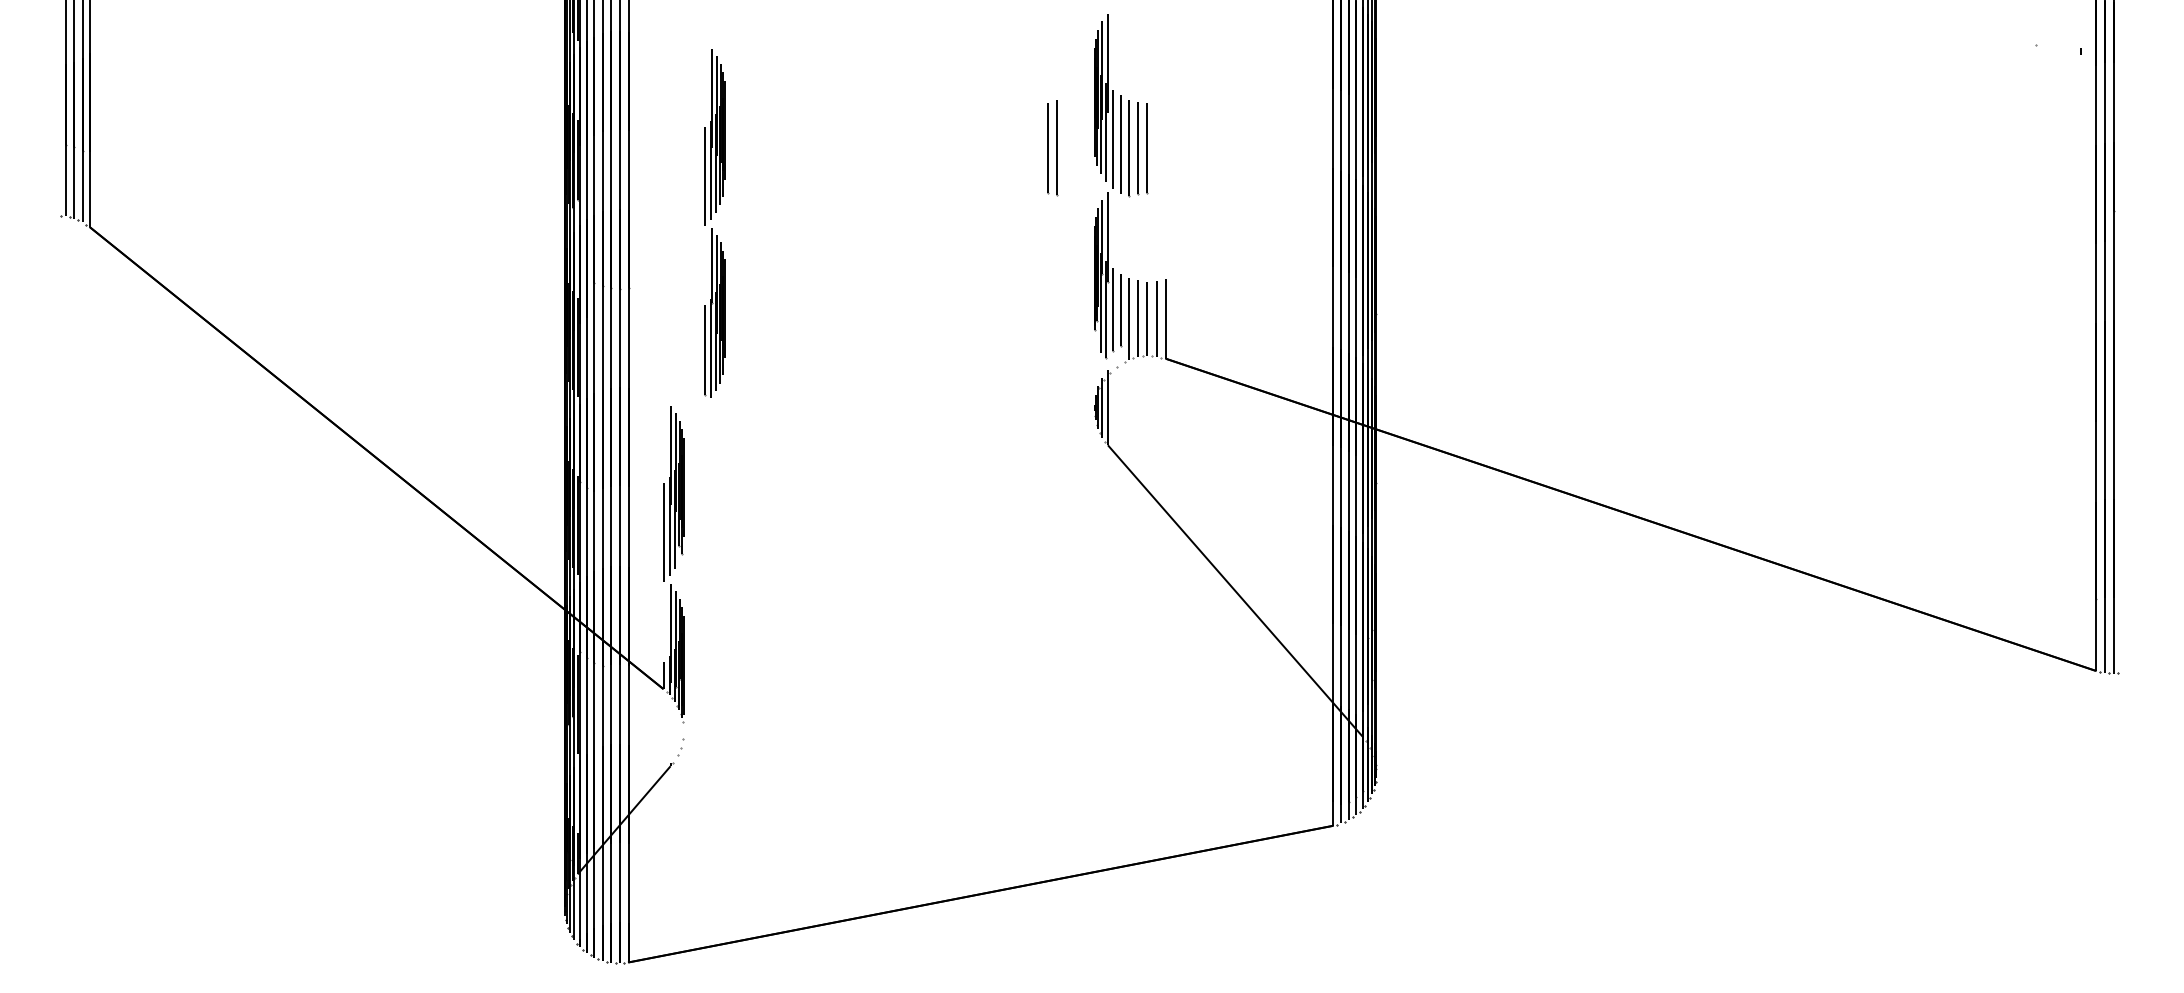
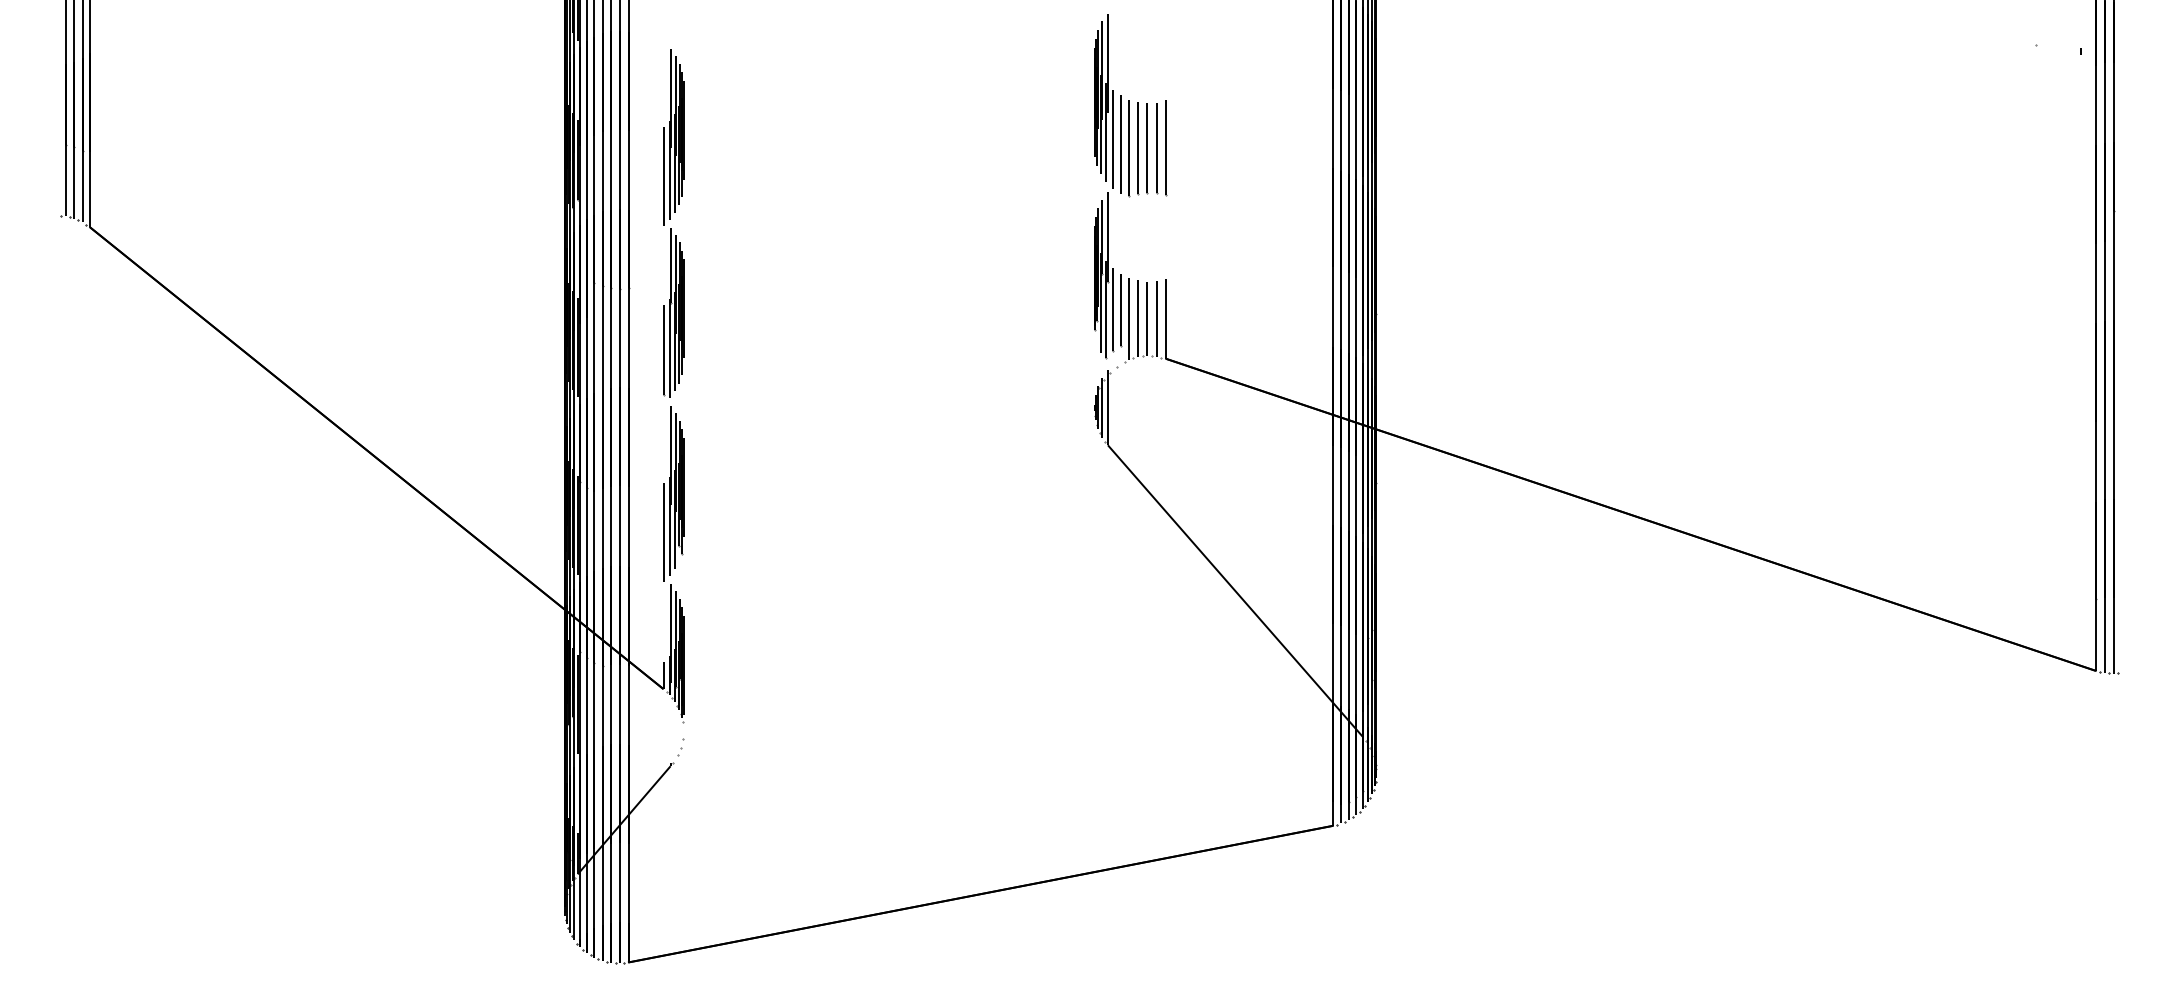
part position: (1052, 148) -> (1161, 148) (1161, 148)
part position: (714, 223) -> (673, 223) (673, 223)
